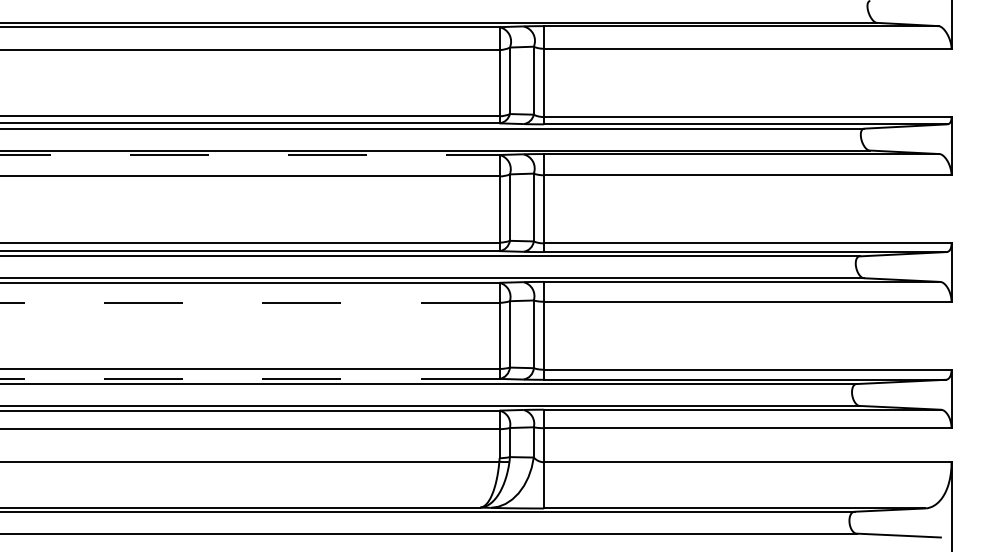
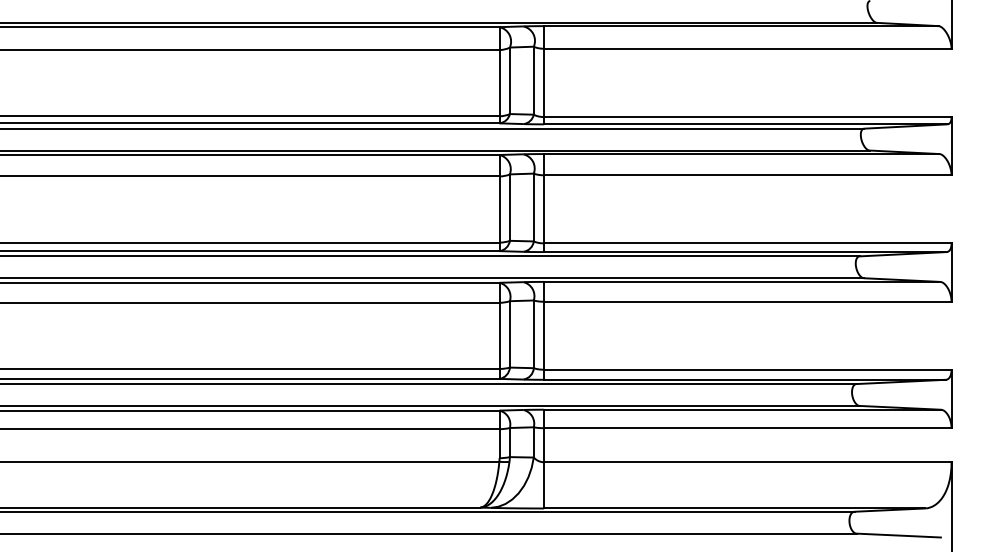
line: dashed -> solid (250, 155)
line: dashed -> solid (249, 302)
line: dashed -> solid (249, 378)
